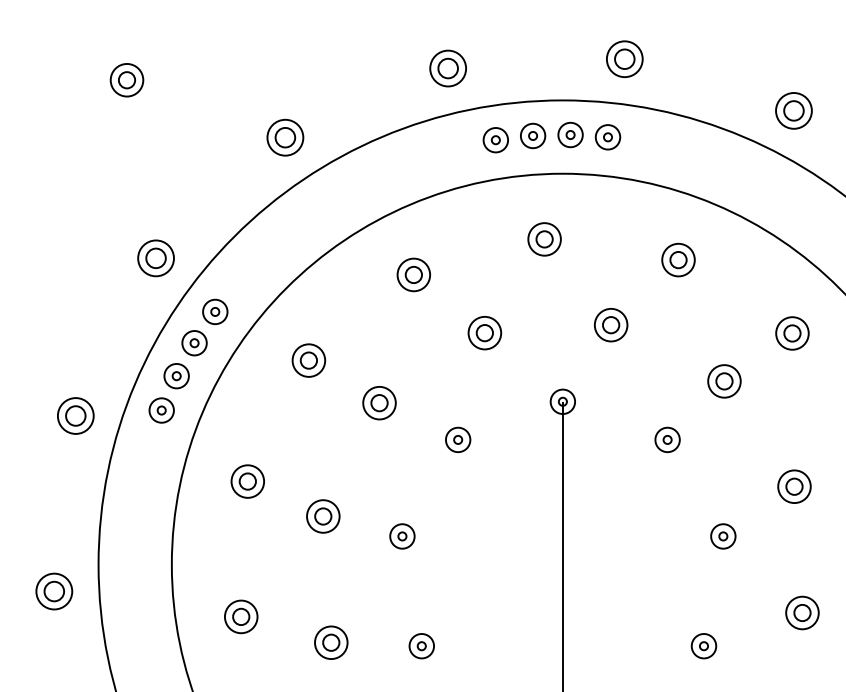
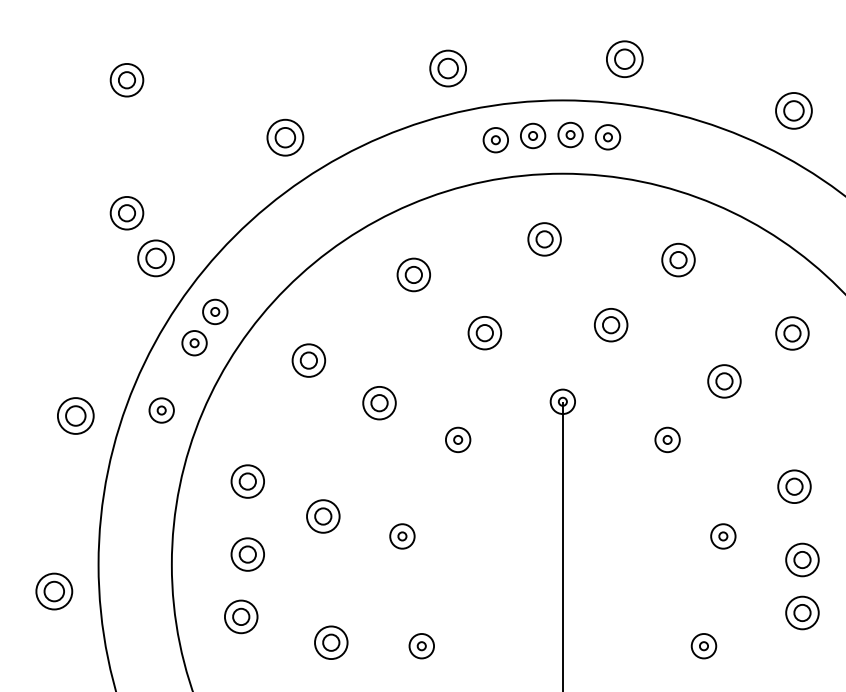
part: none -> present (126, 213)
part: present -> none (176, 376)
part: none -> present (247, 554)
part: none -> present (802, 559)
